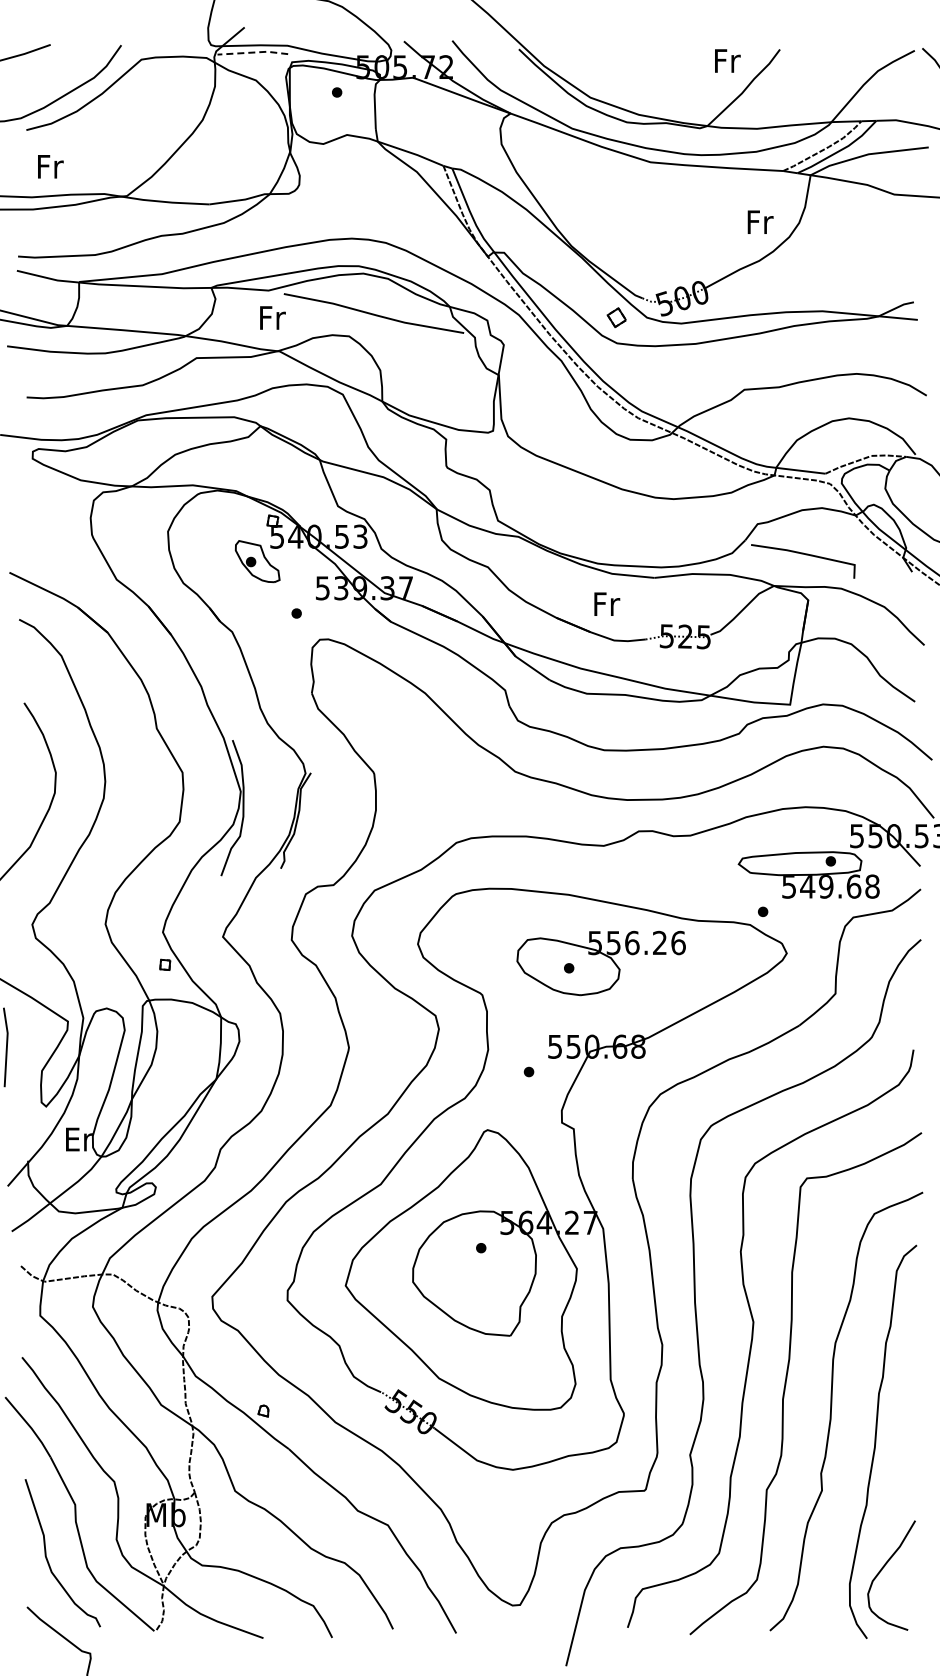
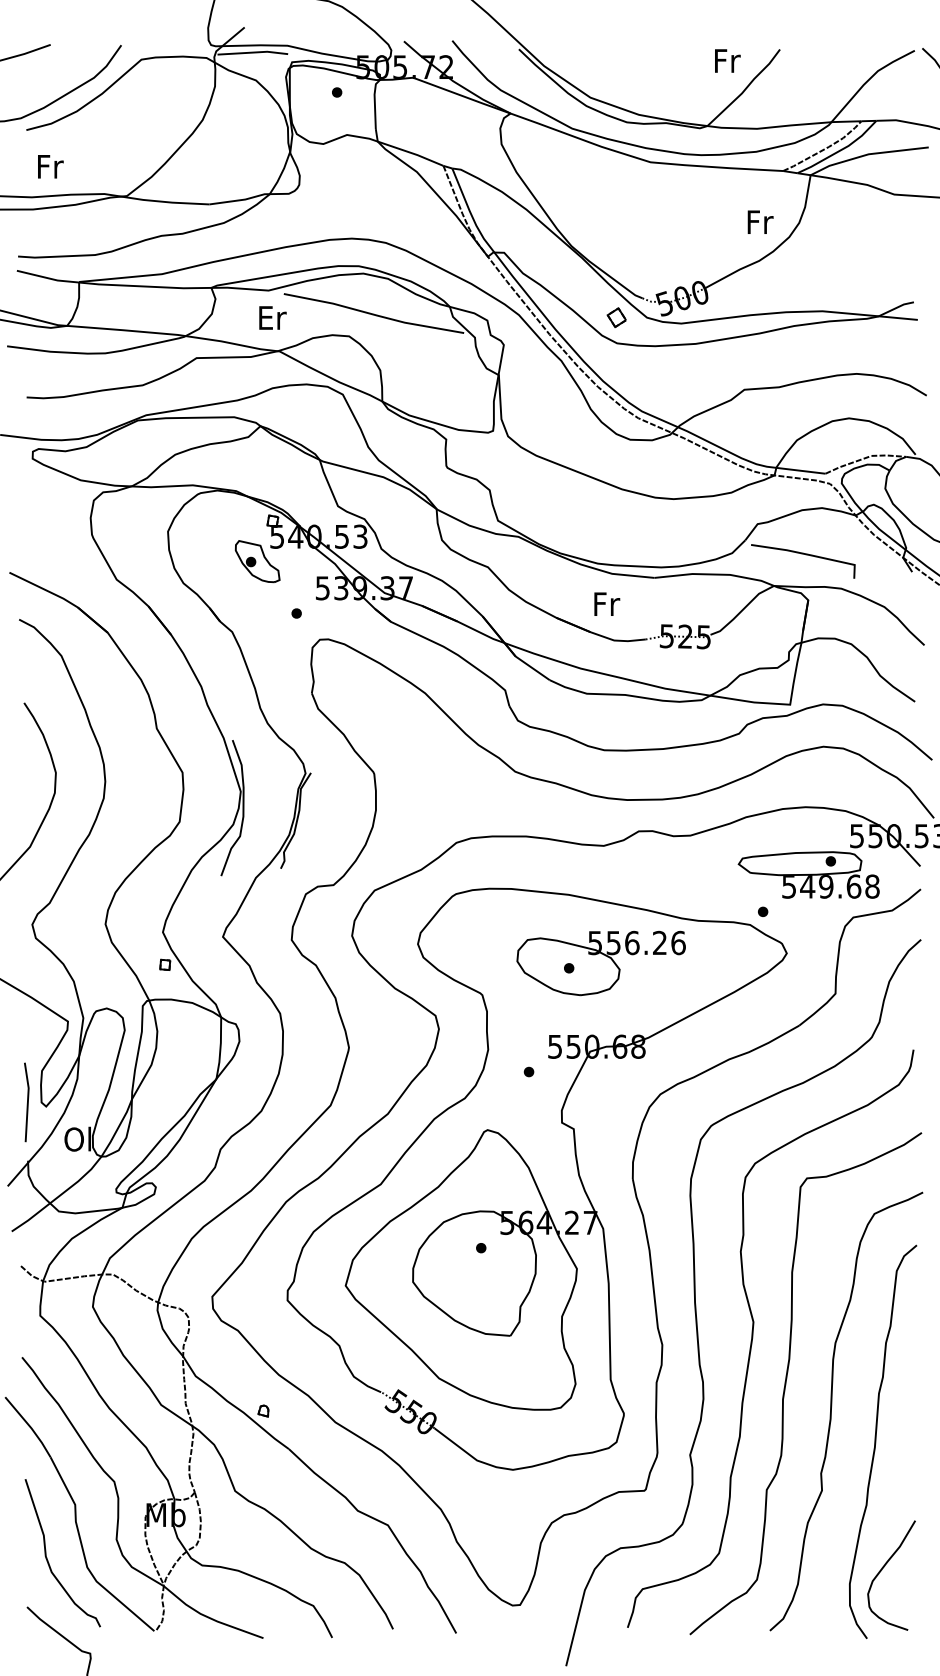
line: dashed -> solid (253, 52)
text: Fr -> Er (272, 317)
line position: (6, 1047) -> (27, 1102) (27, 1102)
text: Er -> Ol (78, 1138)
